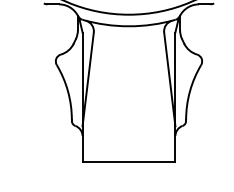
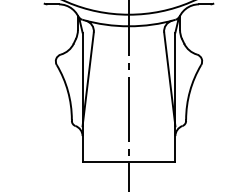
line: none -> present (129, 95)
